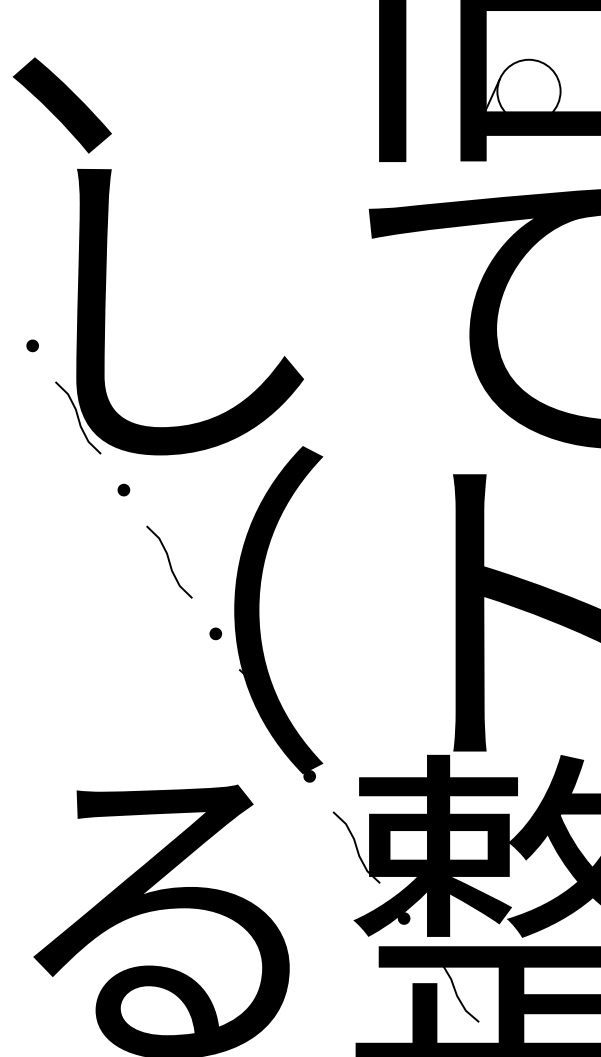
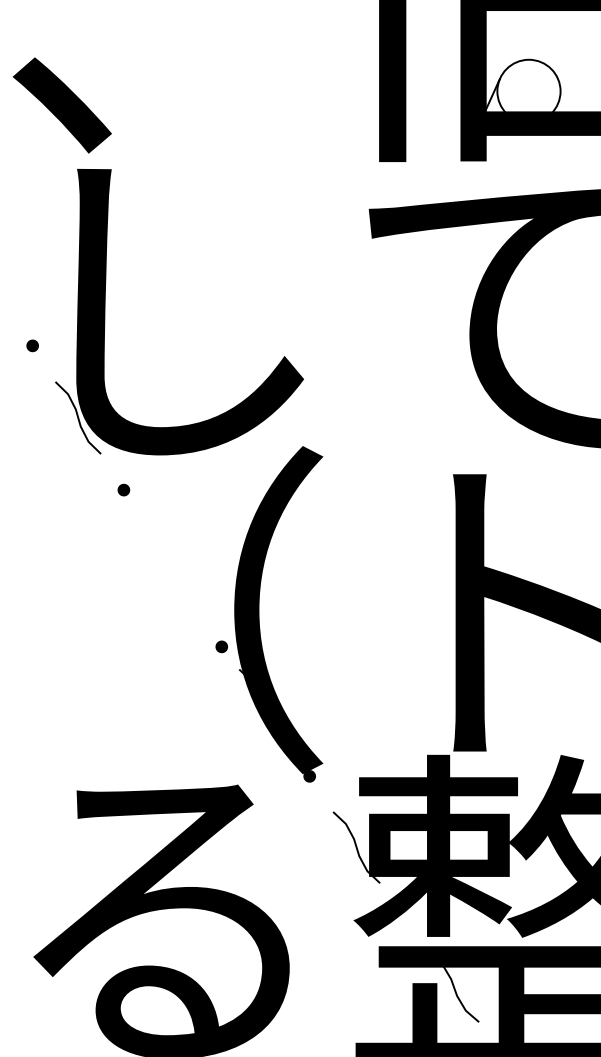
curve: present -> none (169, 561)
part position: (215, 633) -> (221, 646) (221, 646)
fill: present -> none (403, 918)
